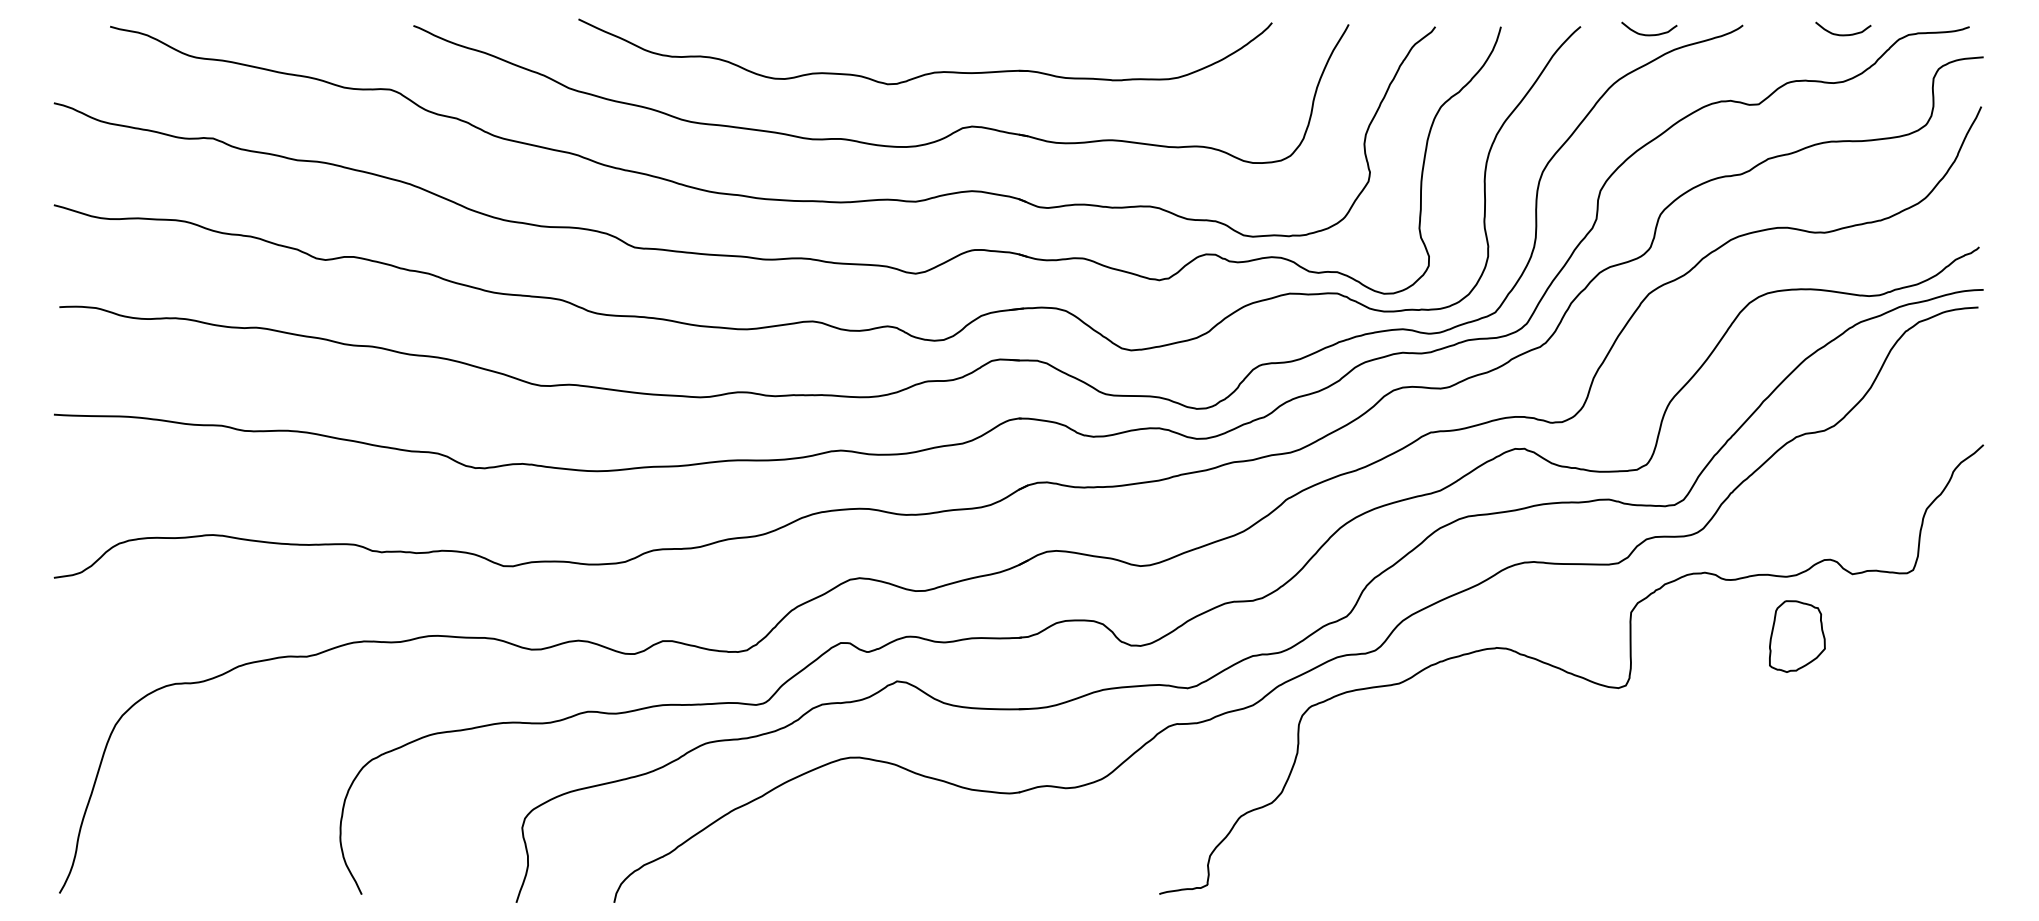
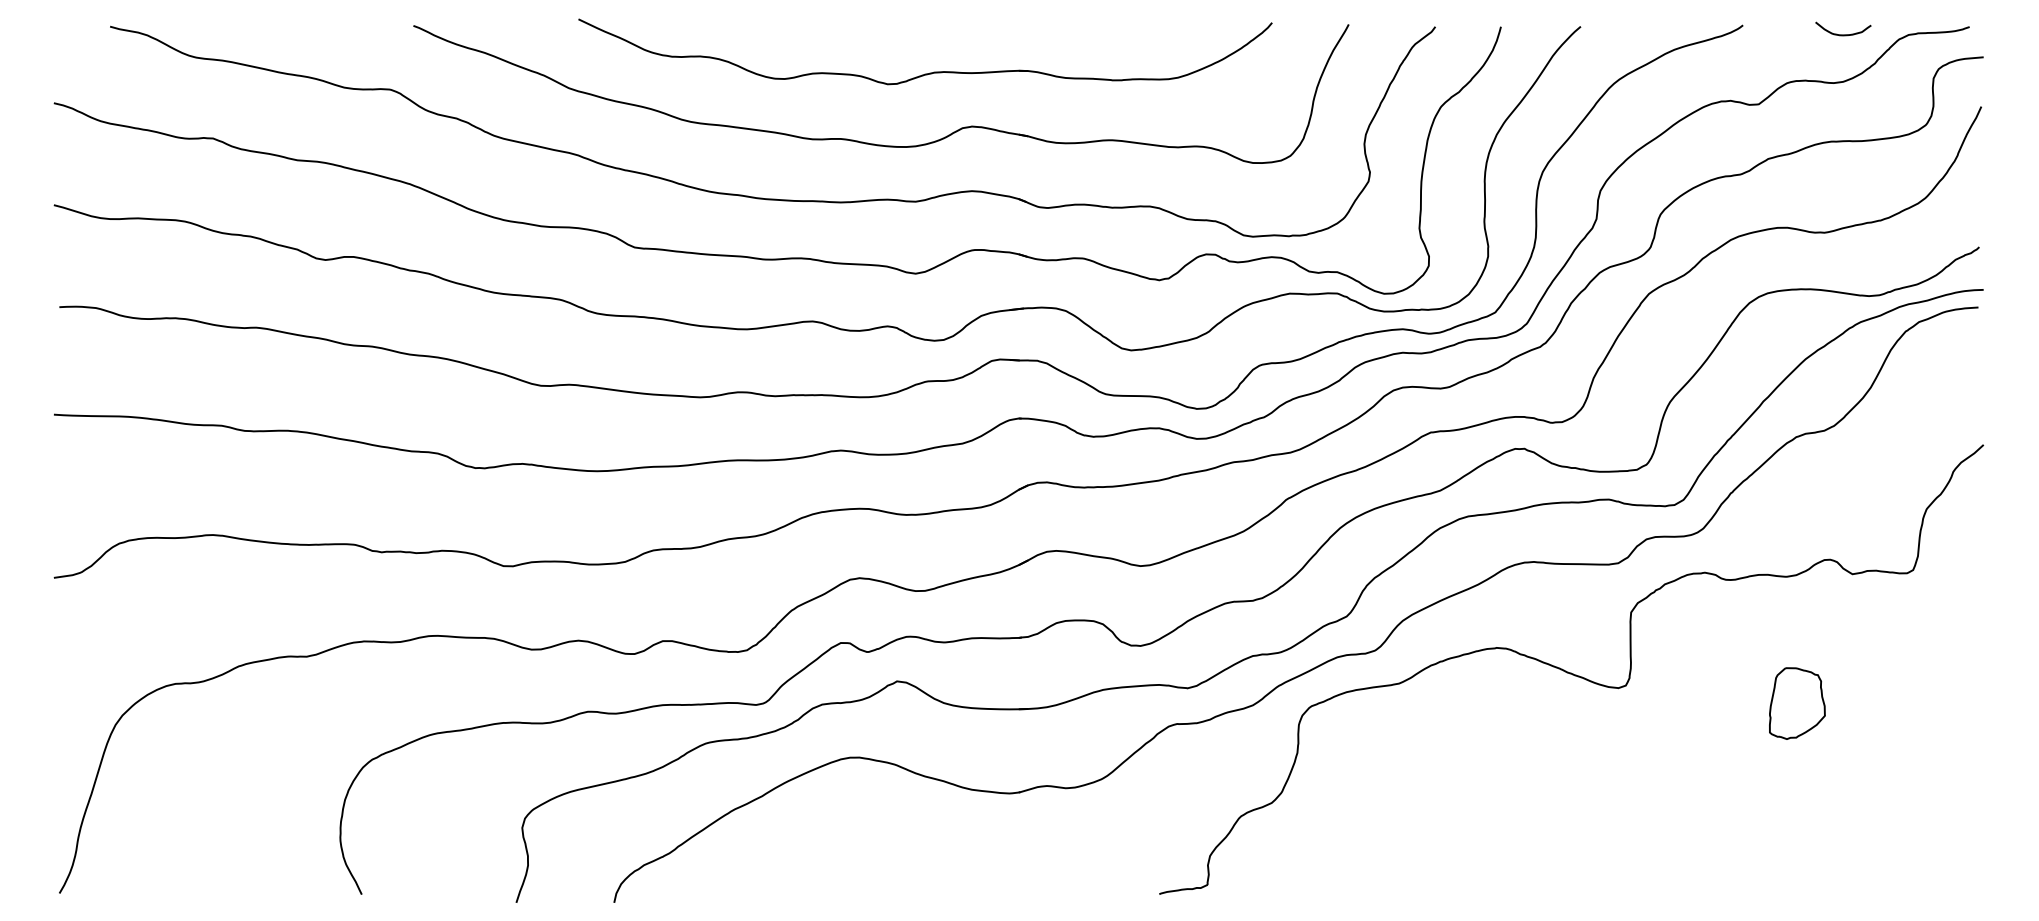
curve: present -> none (1649, 34)
part position: (1797, 636) -> (1797, 703) (1797, 703)
